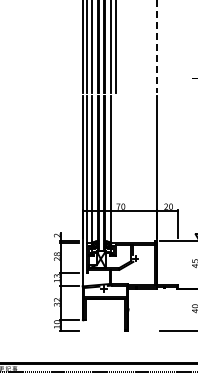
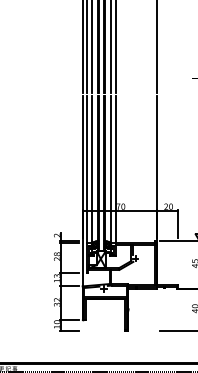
line: dashed -> solid (156, 46)
line: none -> present (115, 168)
